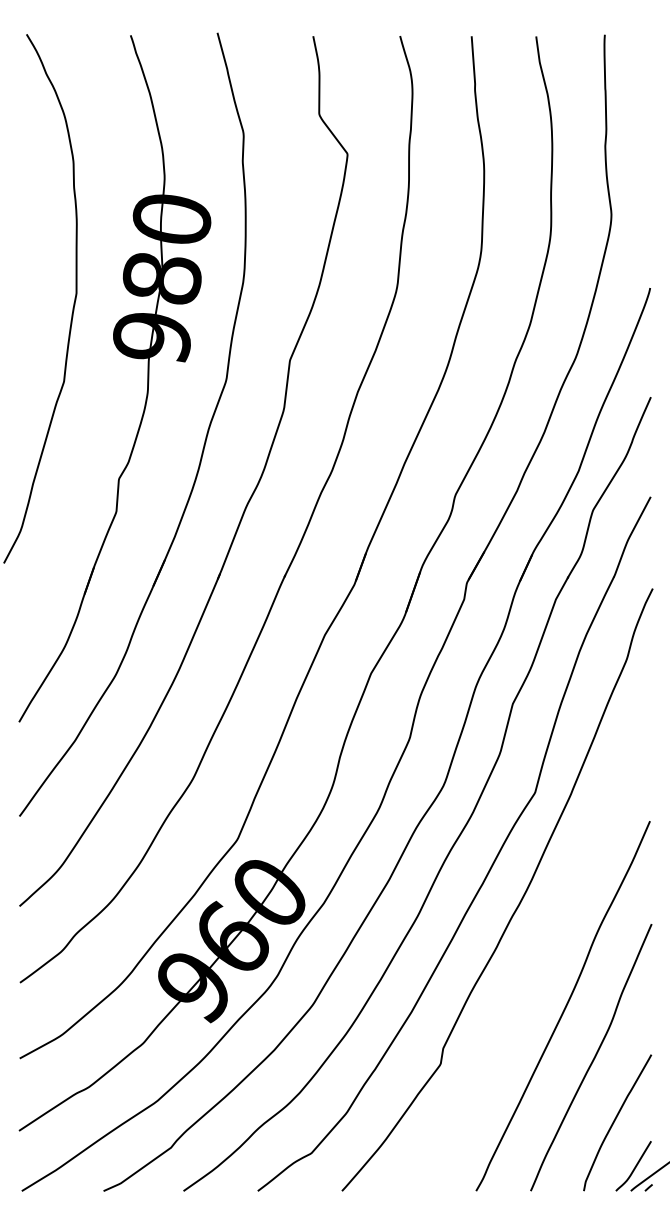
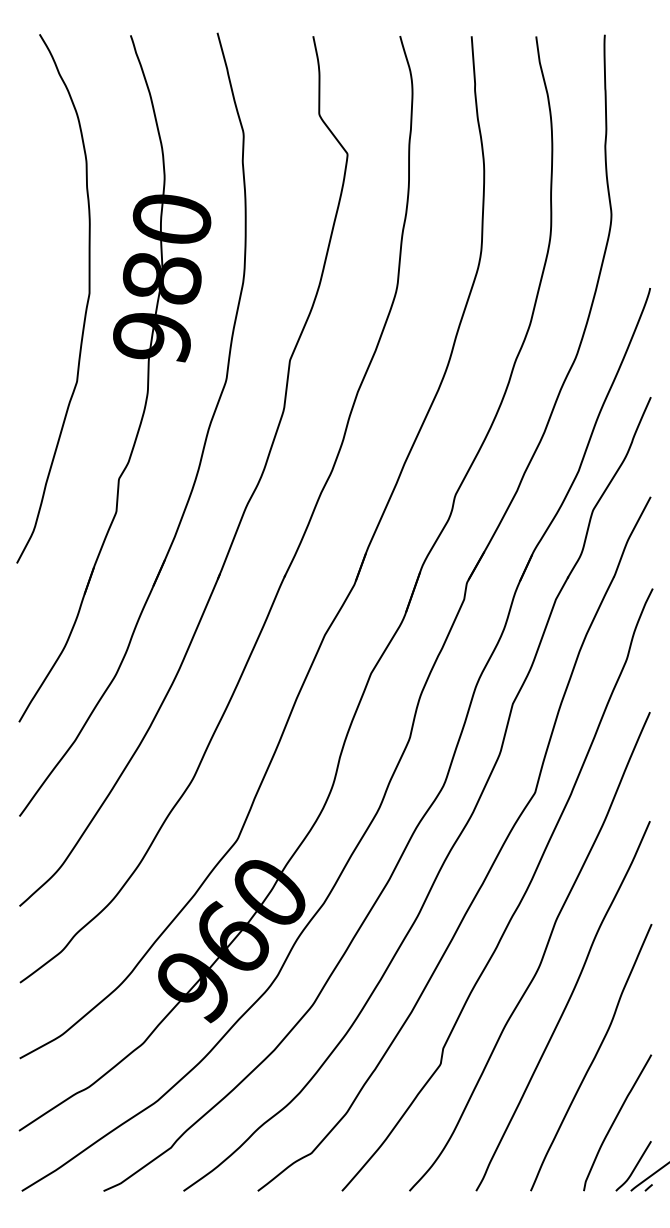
curve position: (73, 302) -> (86, 302) (86, 302)
curve: none -> present (541, 957)
